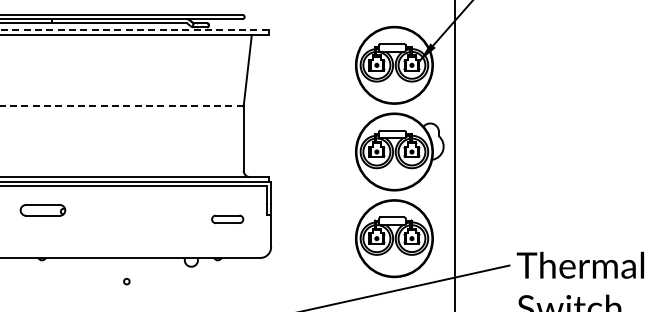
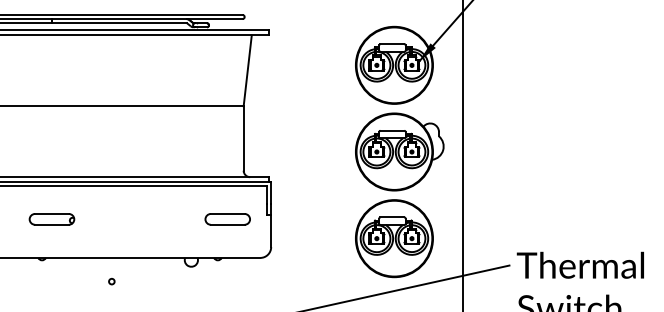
line: dashed -> solid (133, 30)
line: dashed -> solid (121, 106)
line position: (454, 155) -> (462, 155) (462, 155)
part position: (42, 210) -> (51, 219) (51, 219)
part size: 34x10 px -> 47x13 px (227, 219)
circle position: (126, 281) -> (111, 281) (111, 281)
